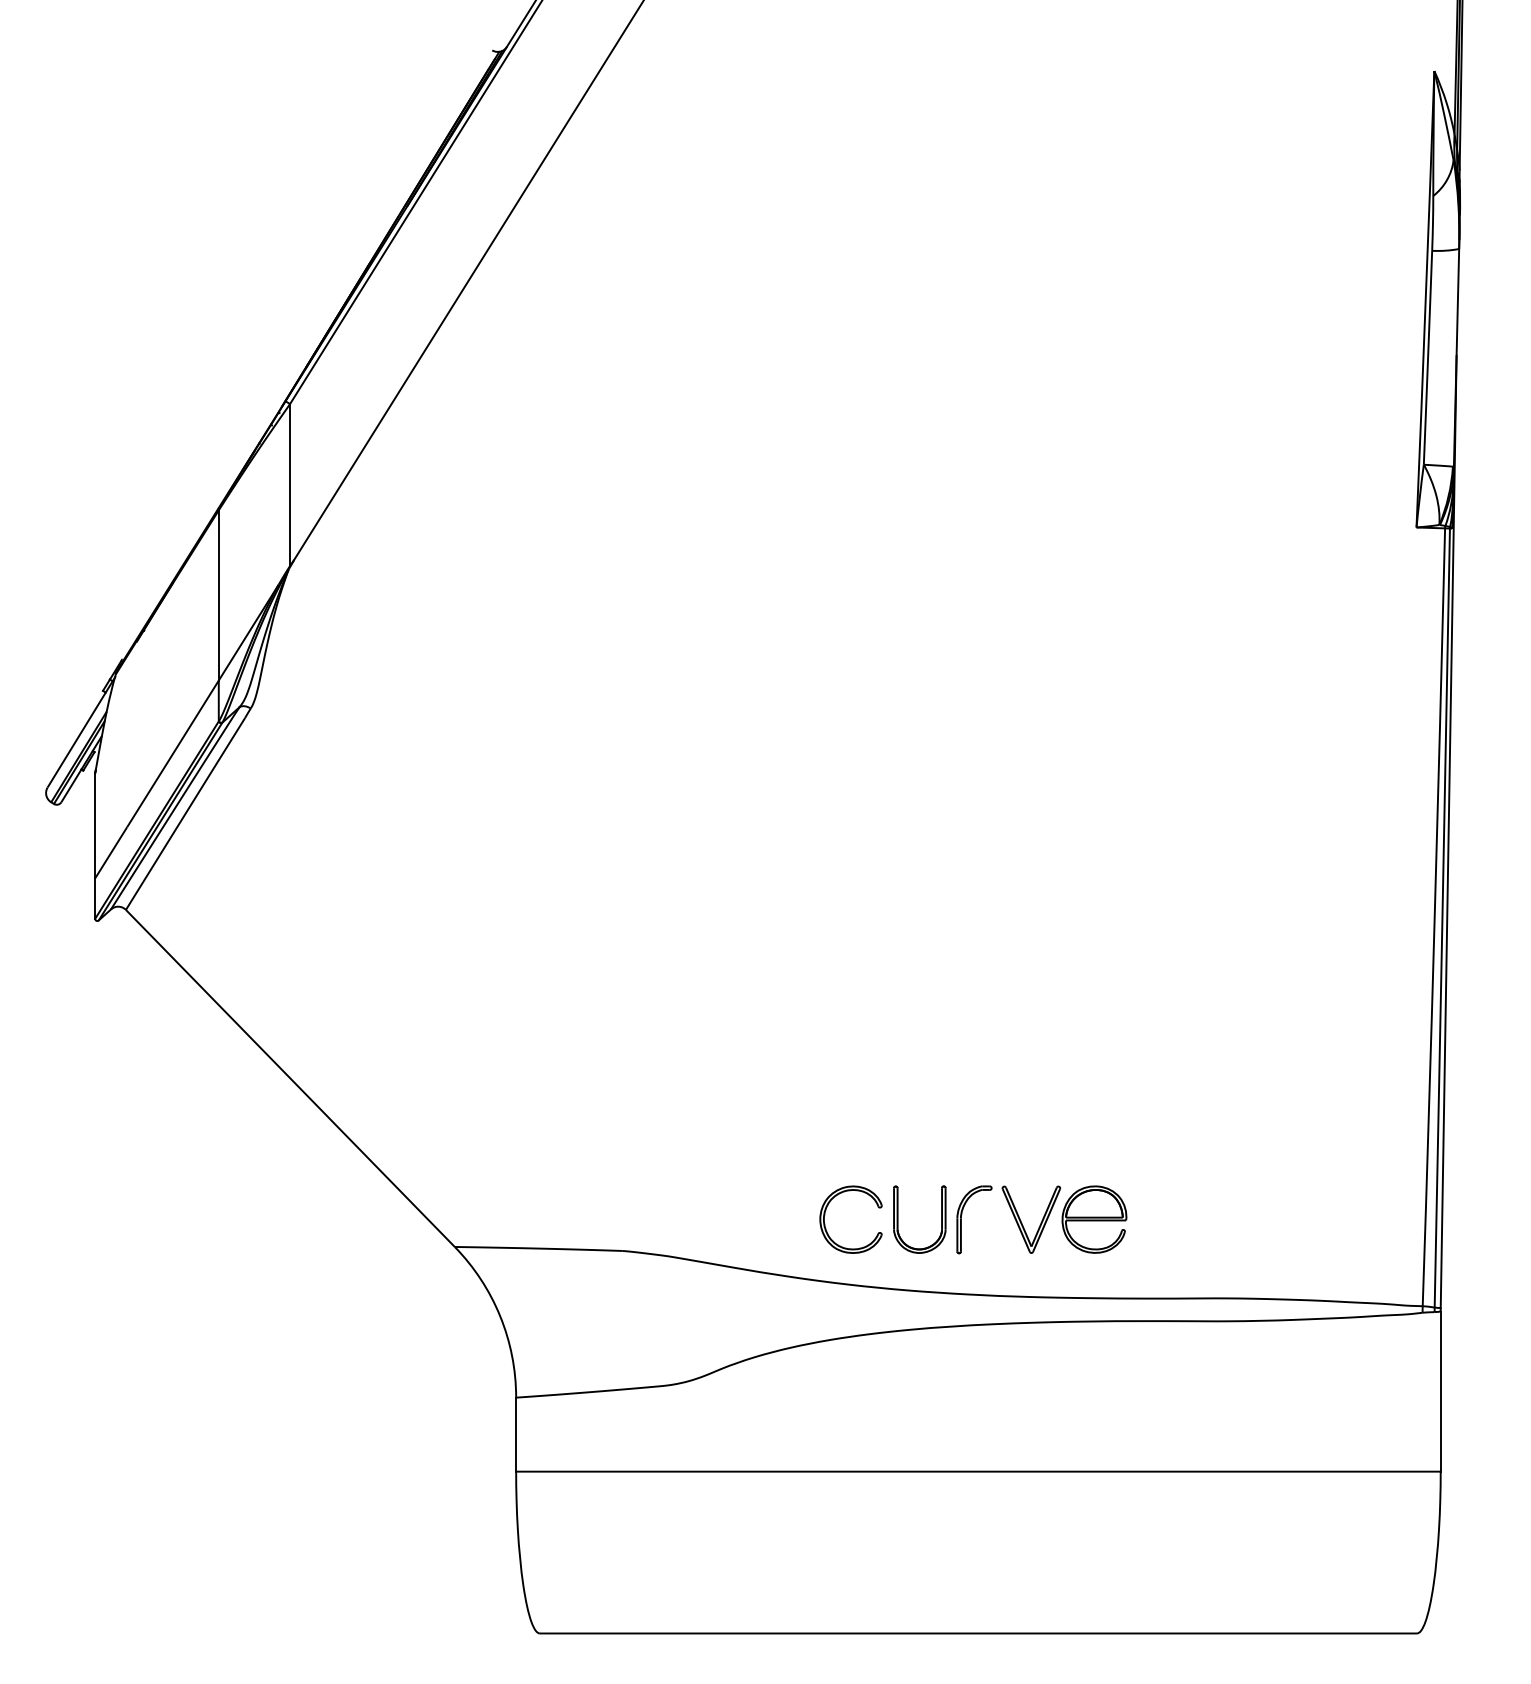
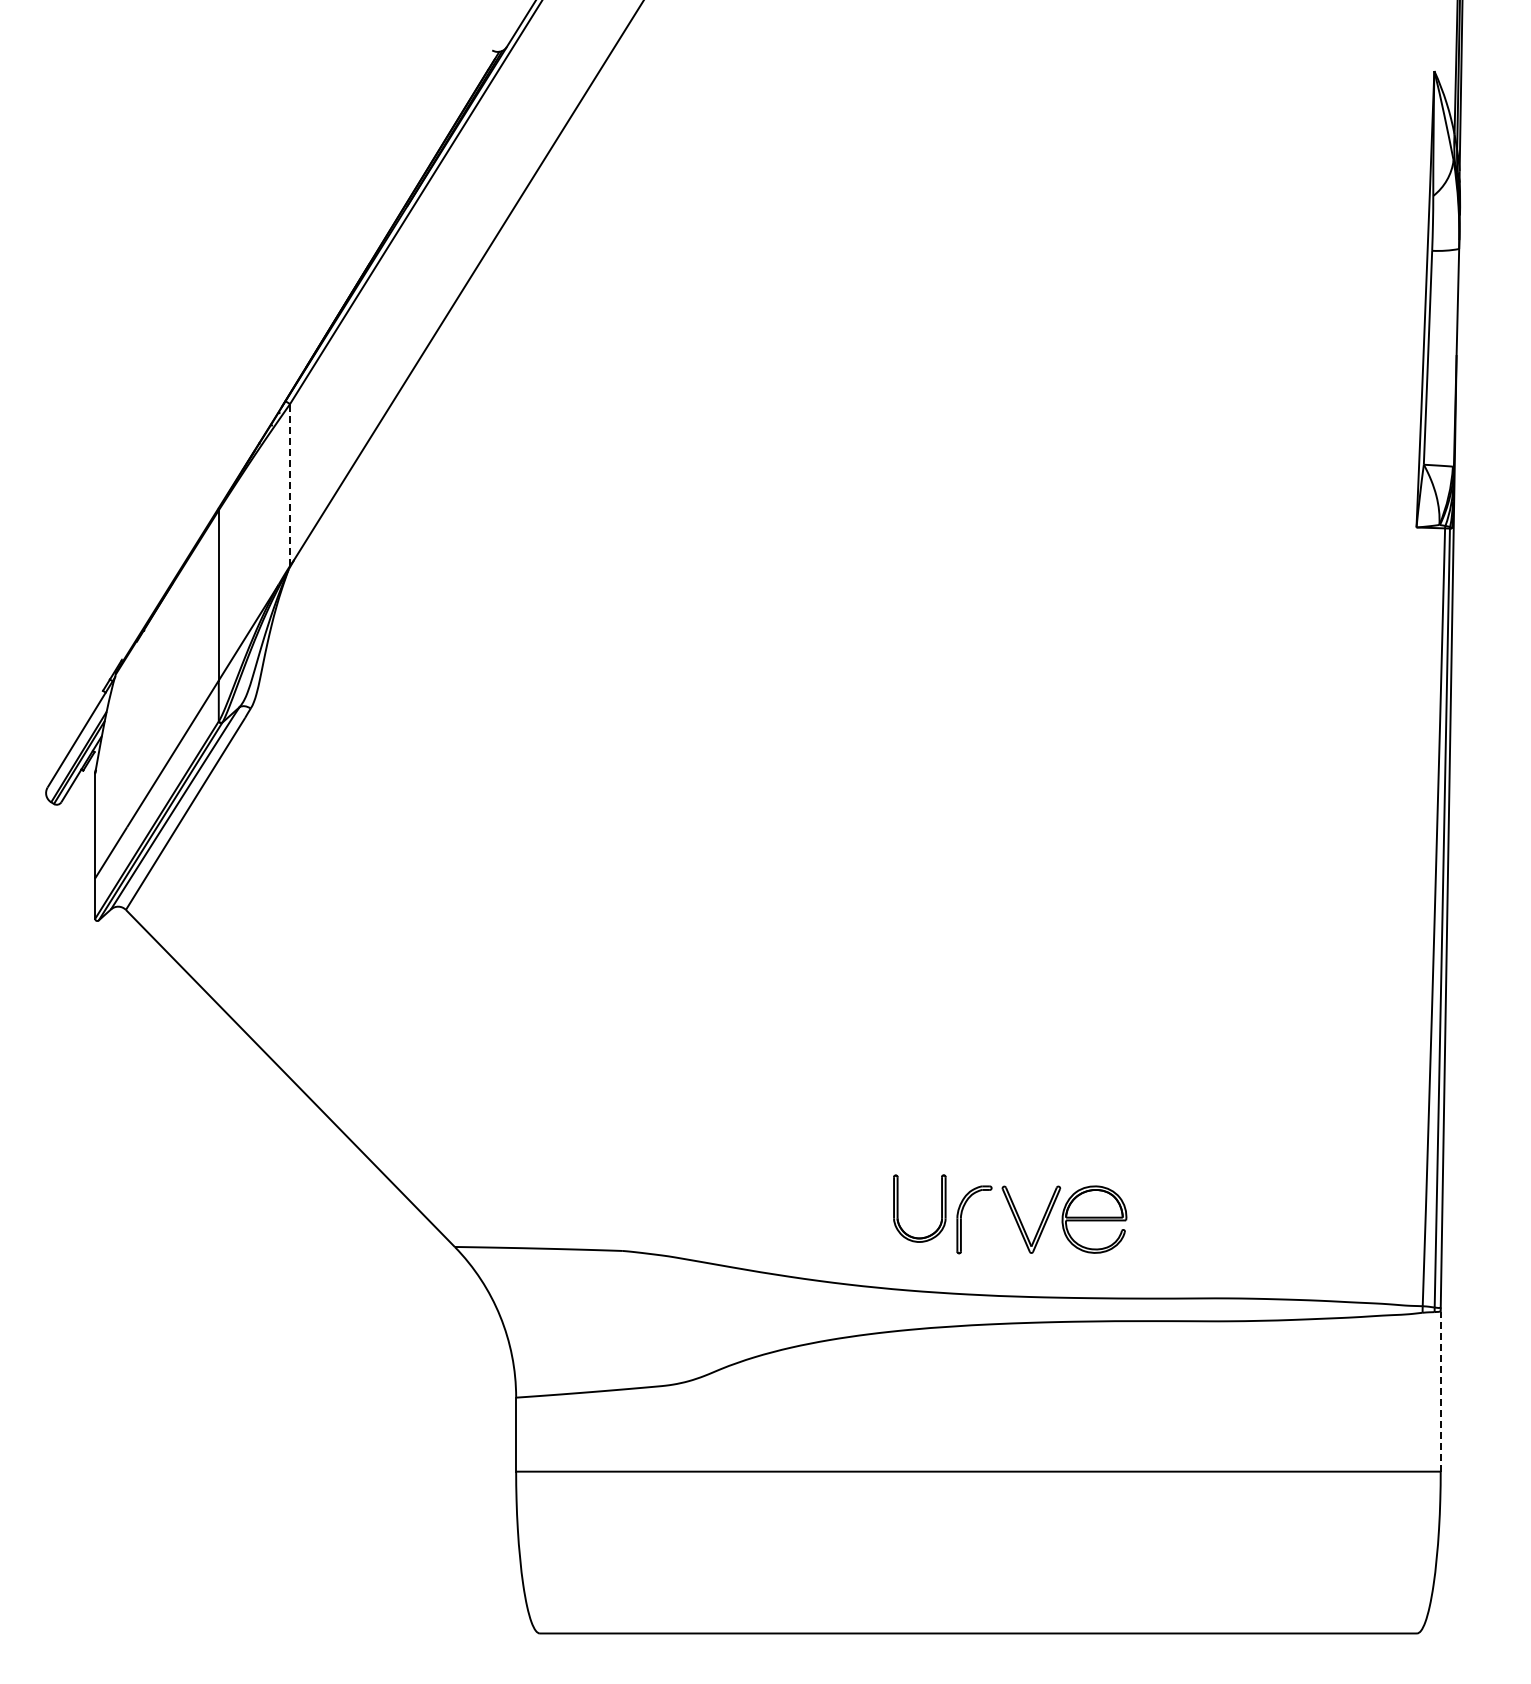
line: solid -> dashed (290, 485)
part: present -> none (825, 1215)
part position: (898, 1219) -> (898, 1208) (898, 1208)
line: solid -> dashed (1440, 1391)
